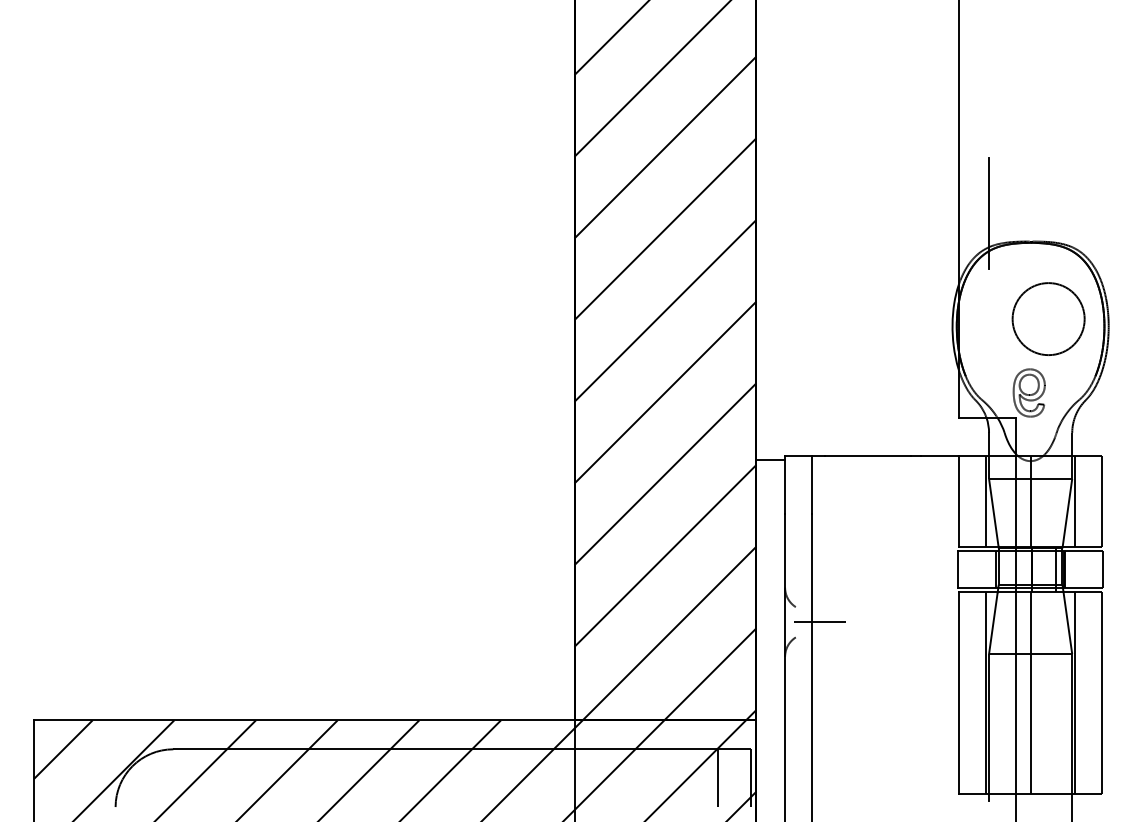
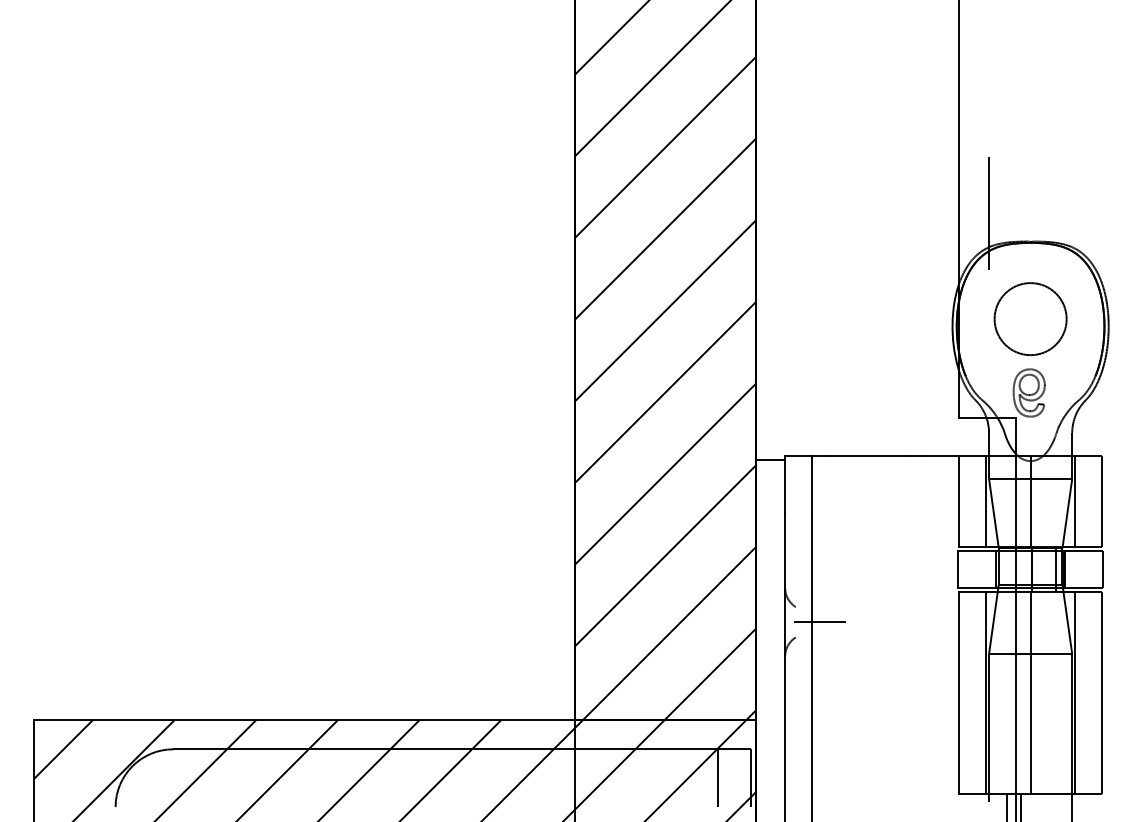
circle position: (1048, 318) -> (1030, 318) (1030, 318)
line: none -> present (1006, 806)
line: none -> present (1021, 806)
